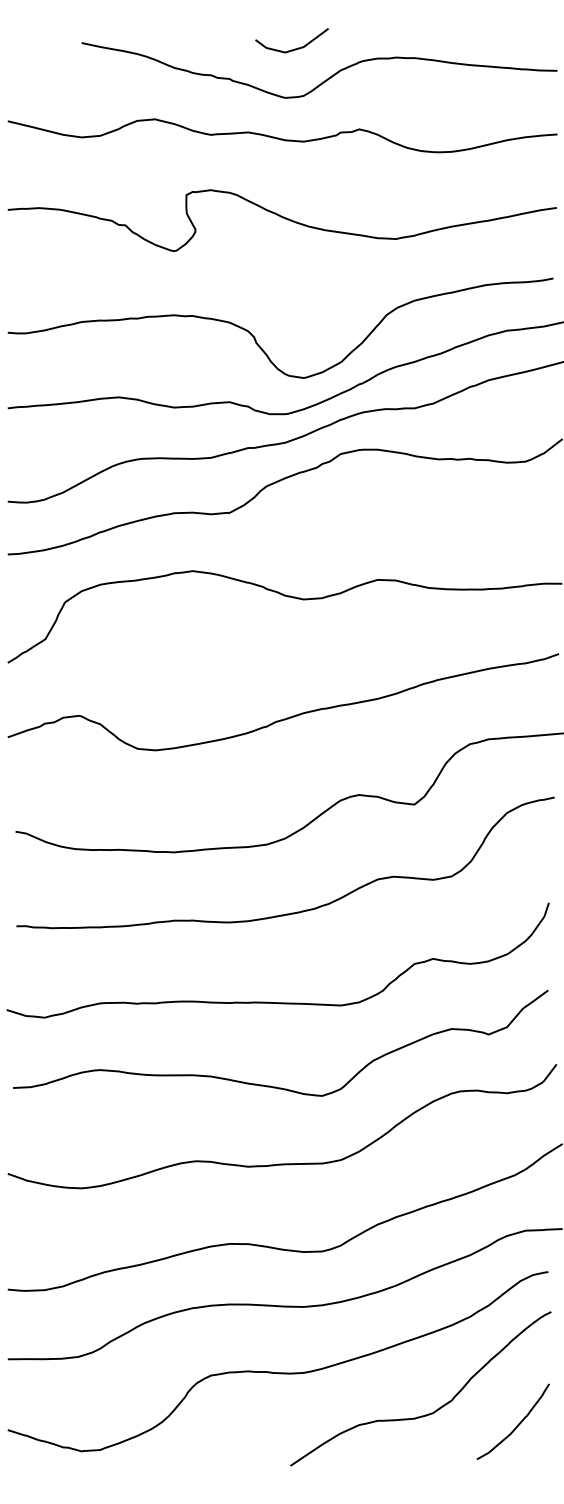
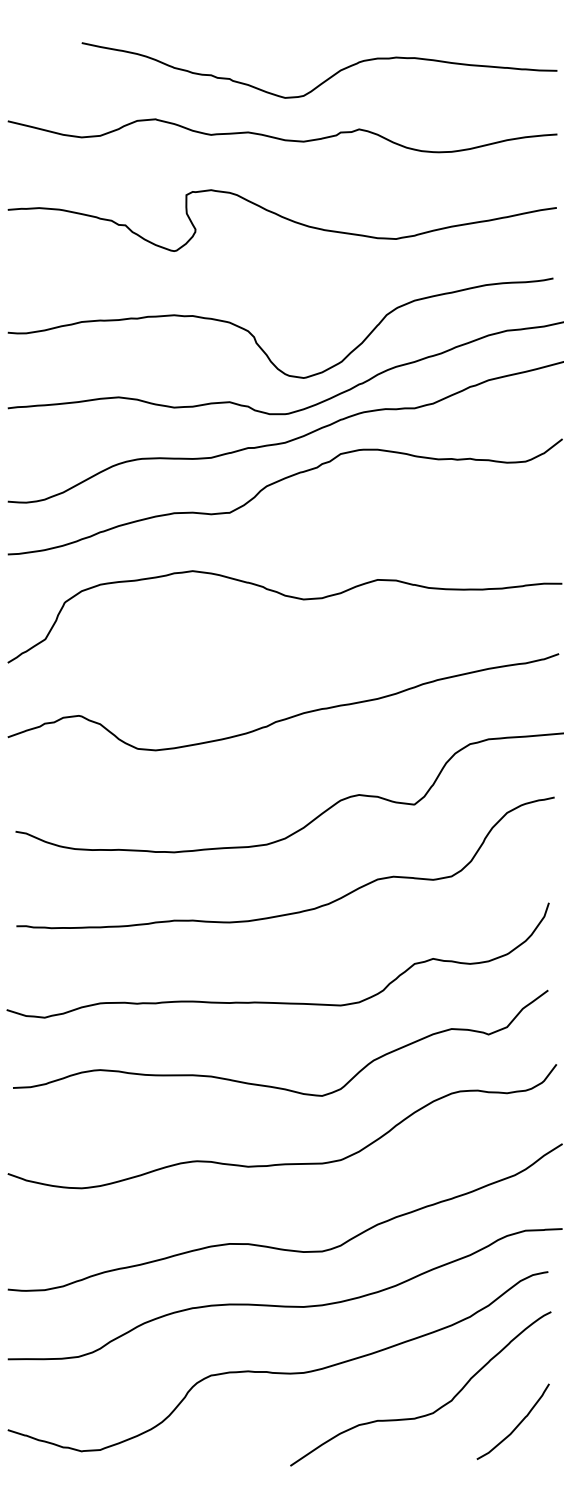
curve: present -> none (294, 48)
